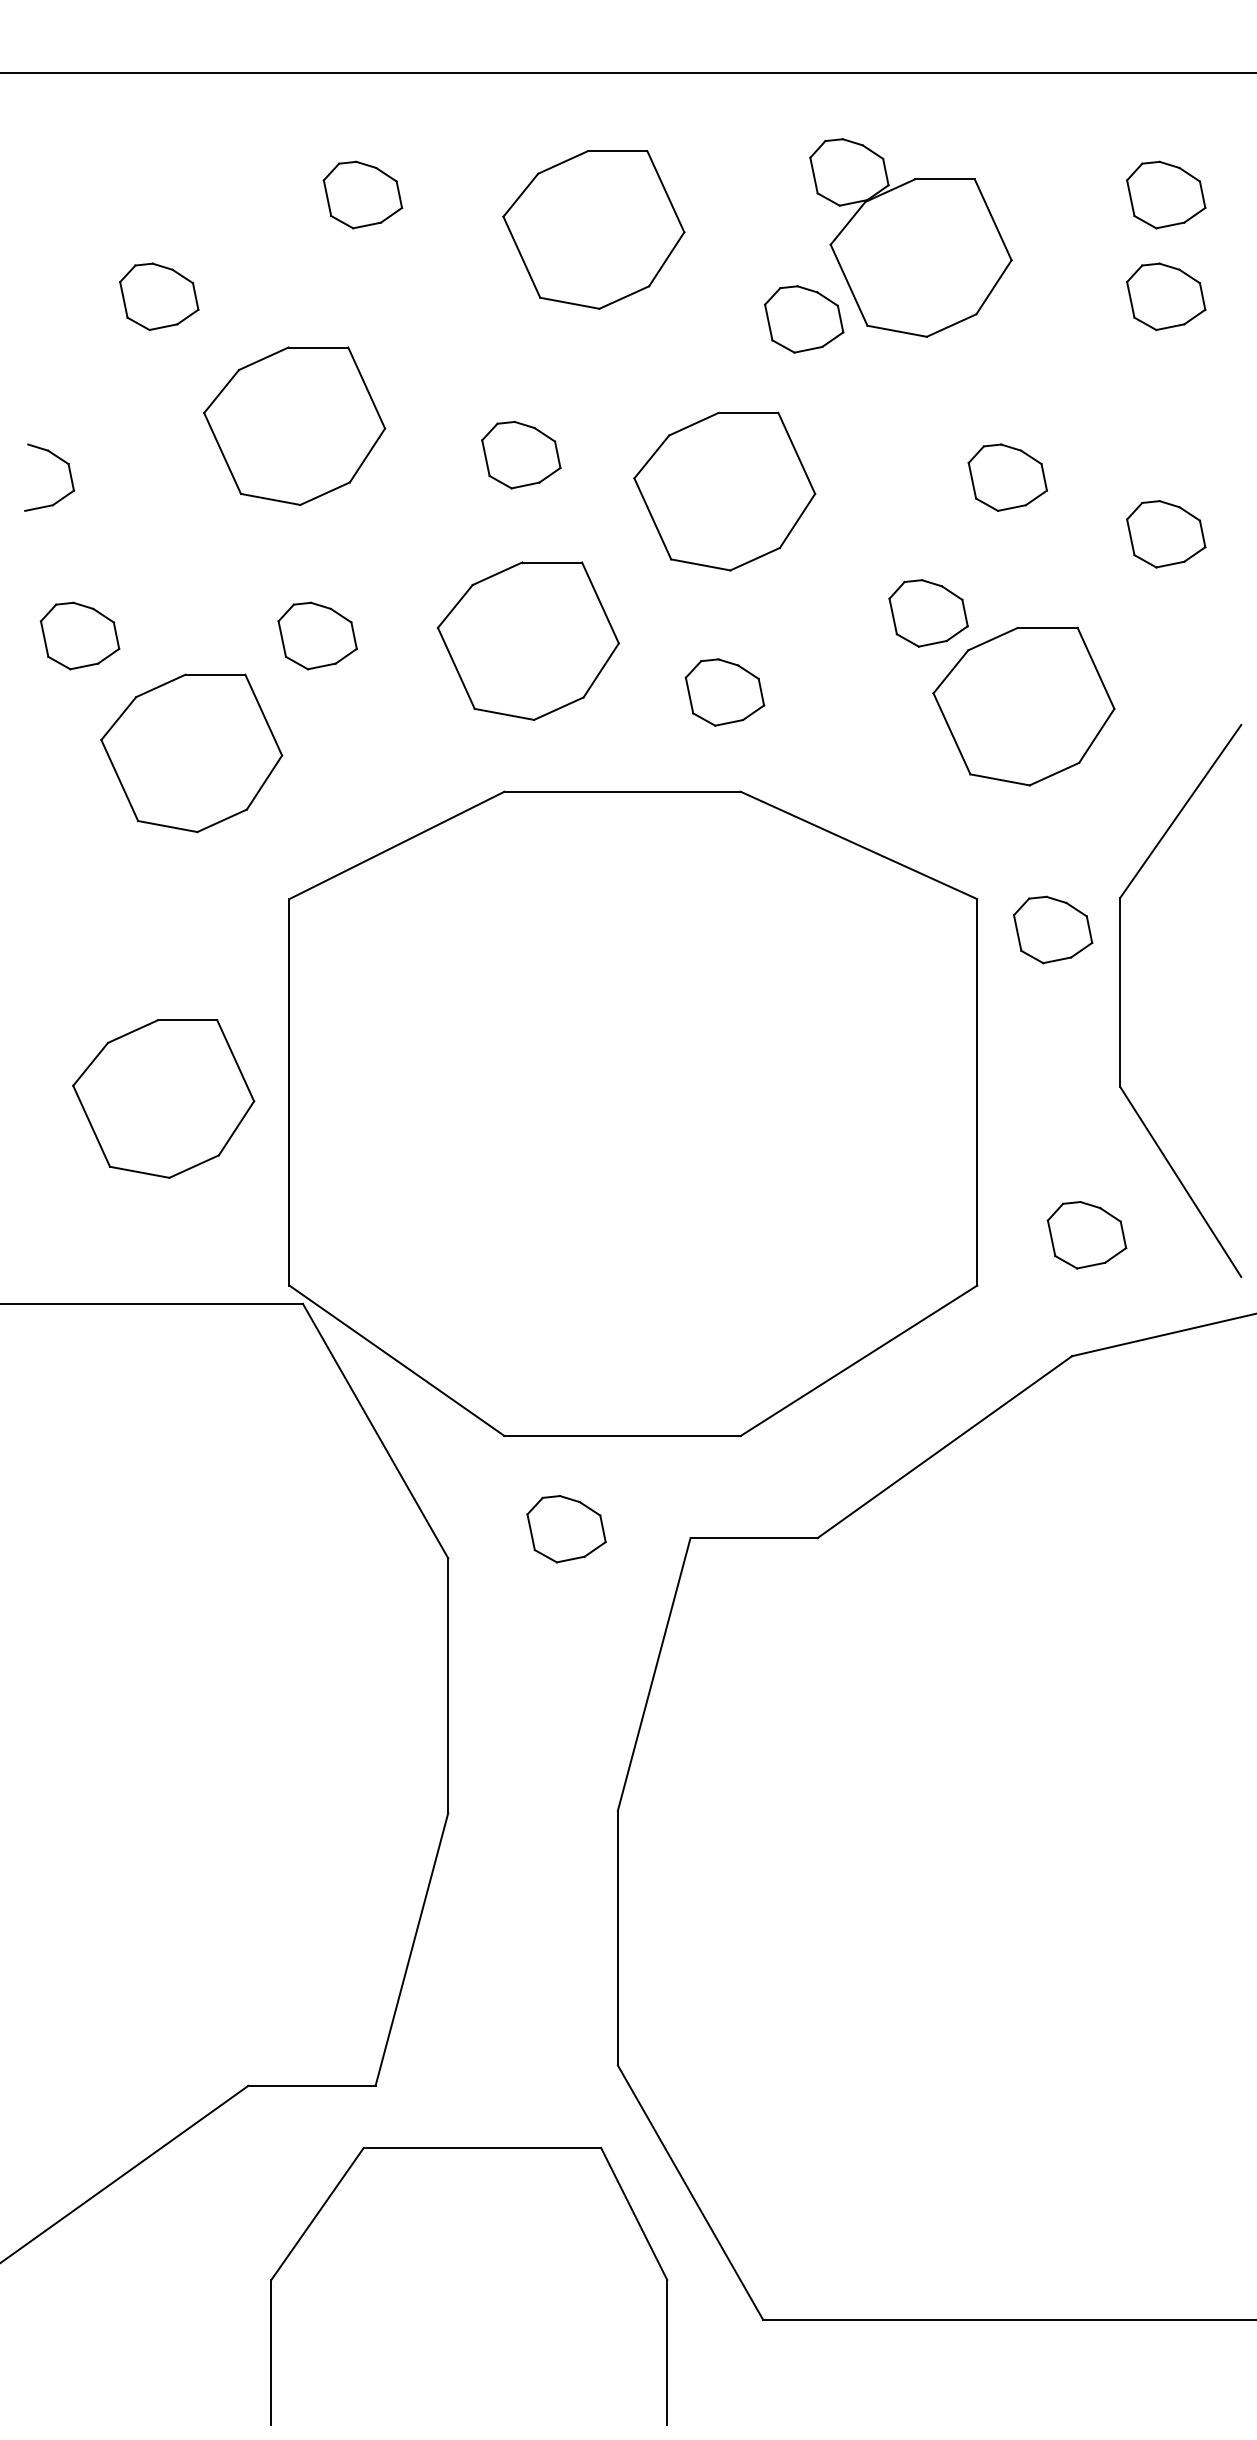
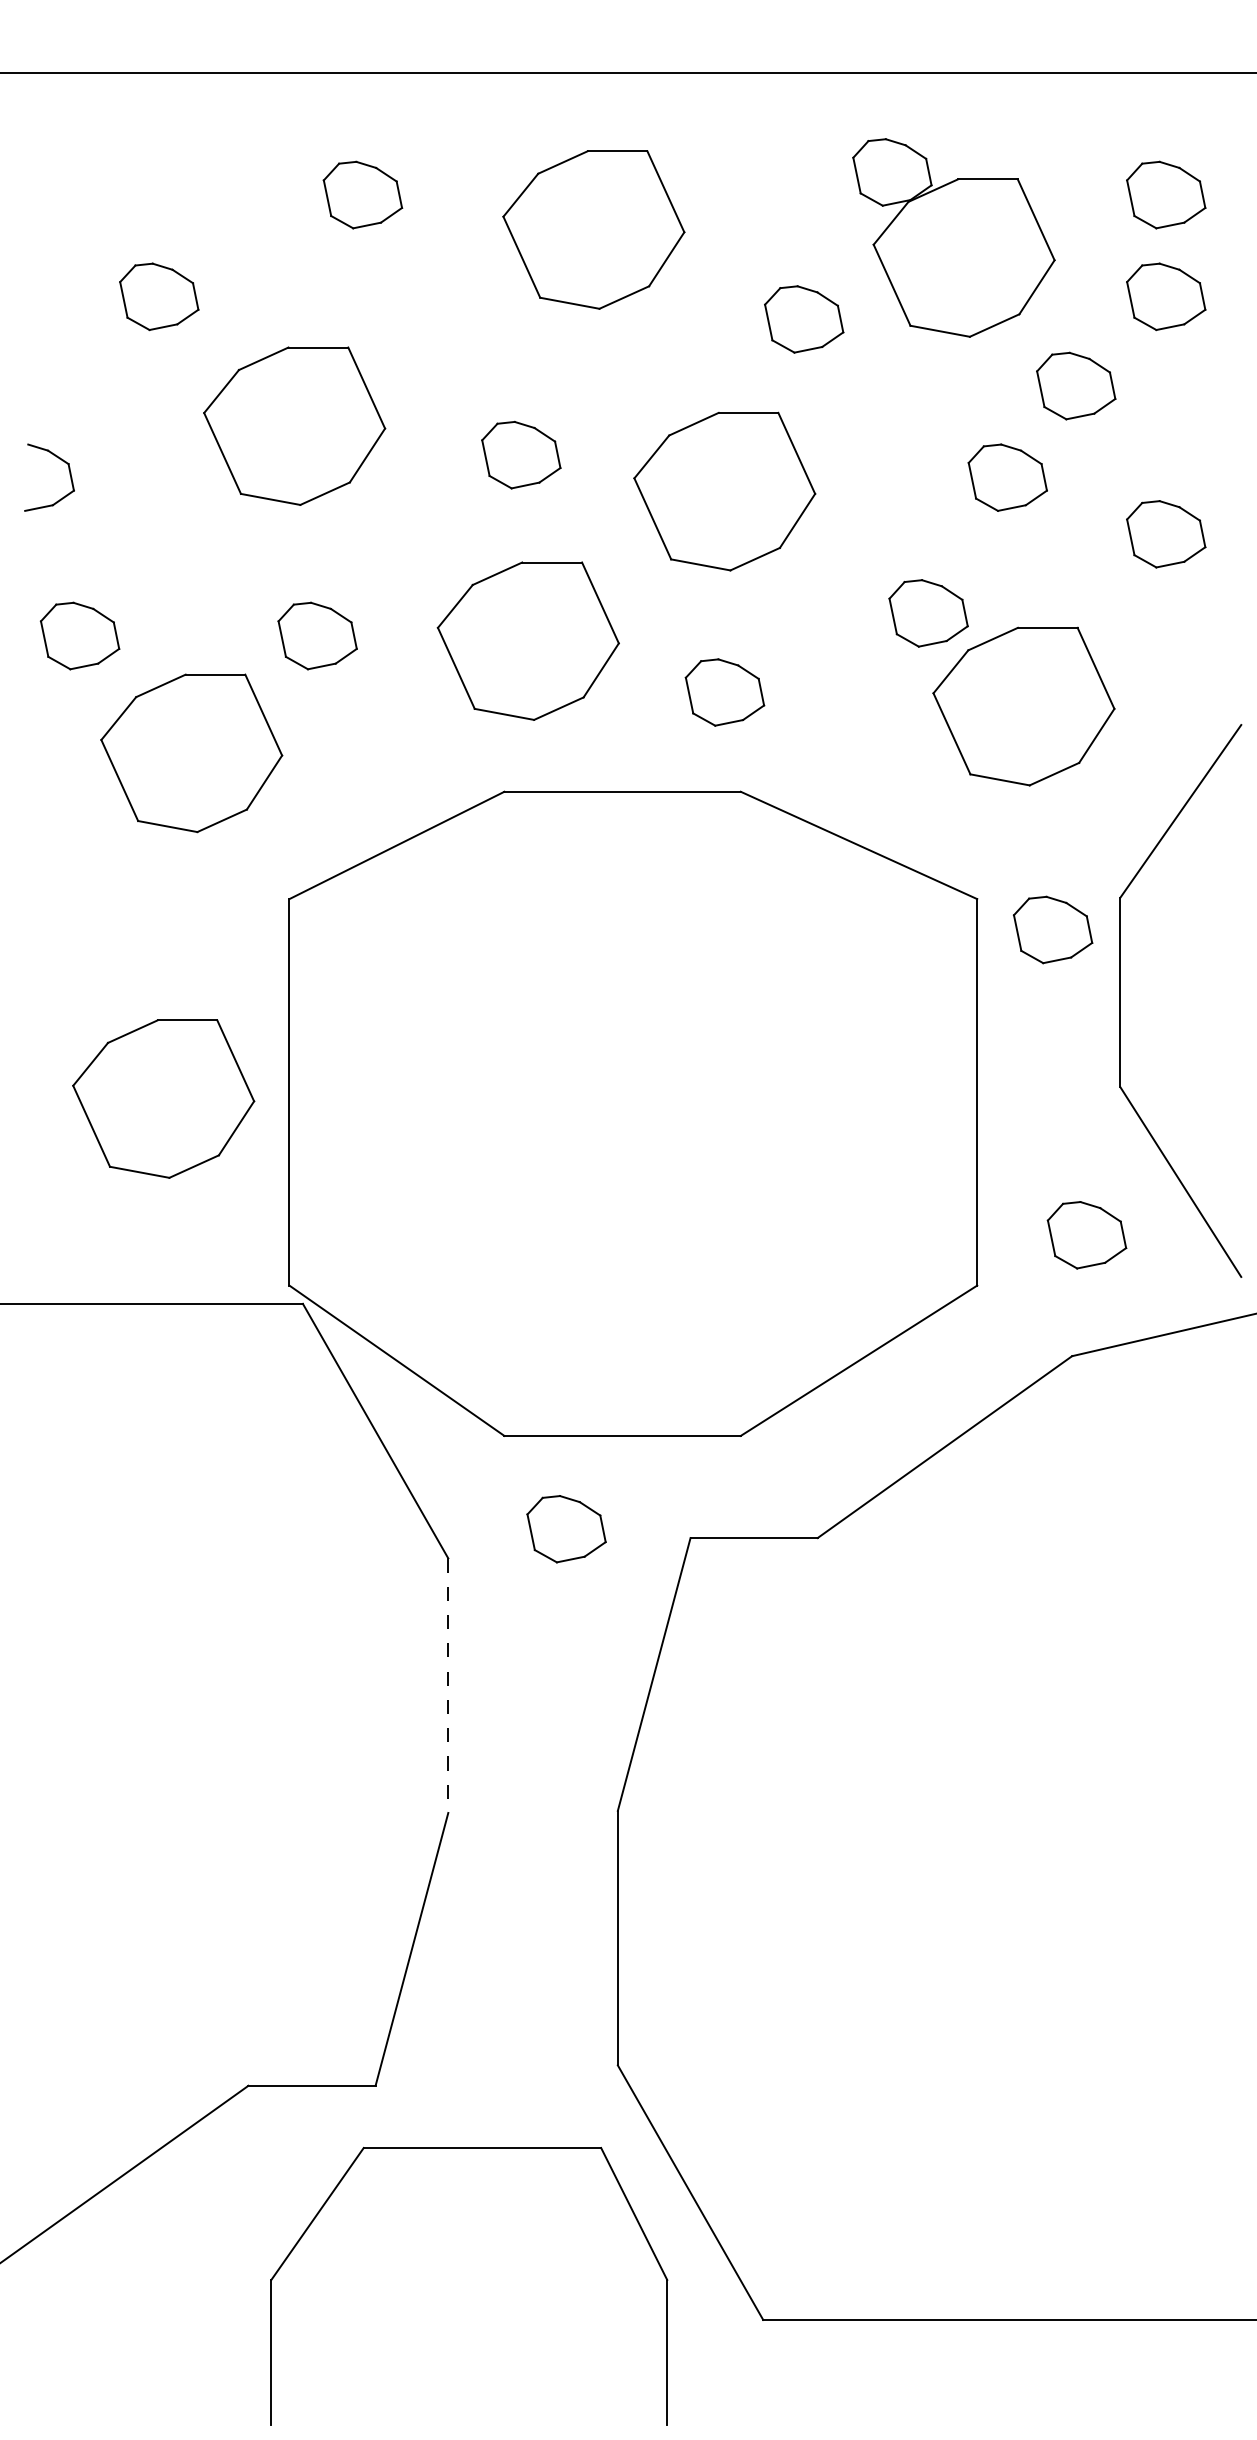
part position: (910, 237) -> (953, 237) (953, 237)
part: none -> present (1076, 385)
line: solid -> dashed (448, 1686)
